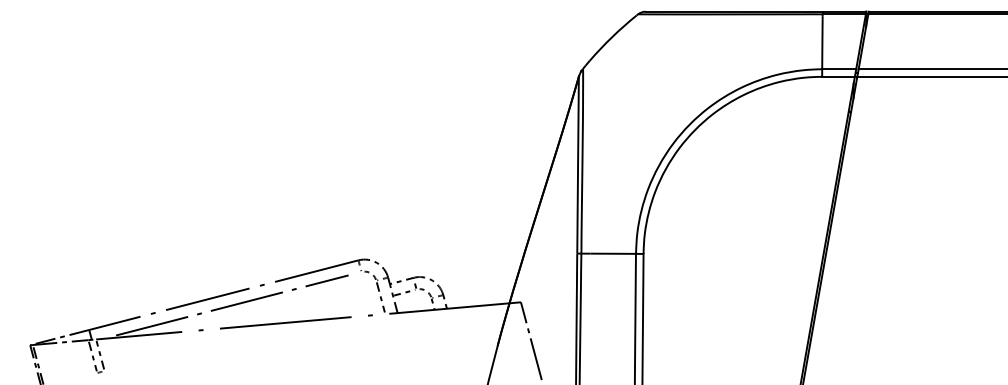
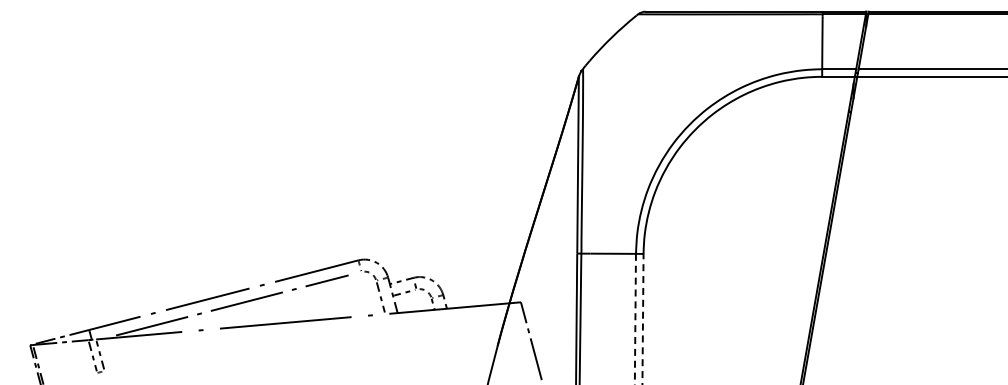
line: solid -> dashed (643, 318)
line: solid -> dashed (635, 319)
